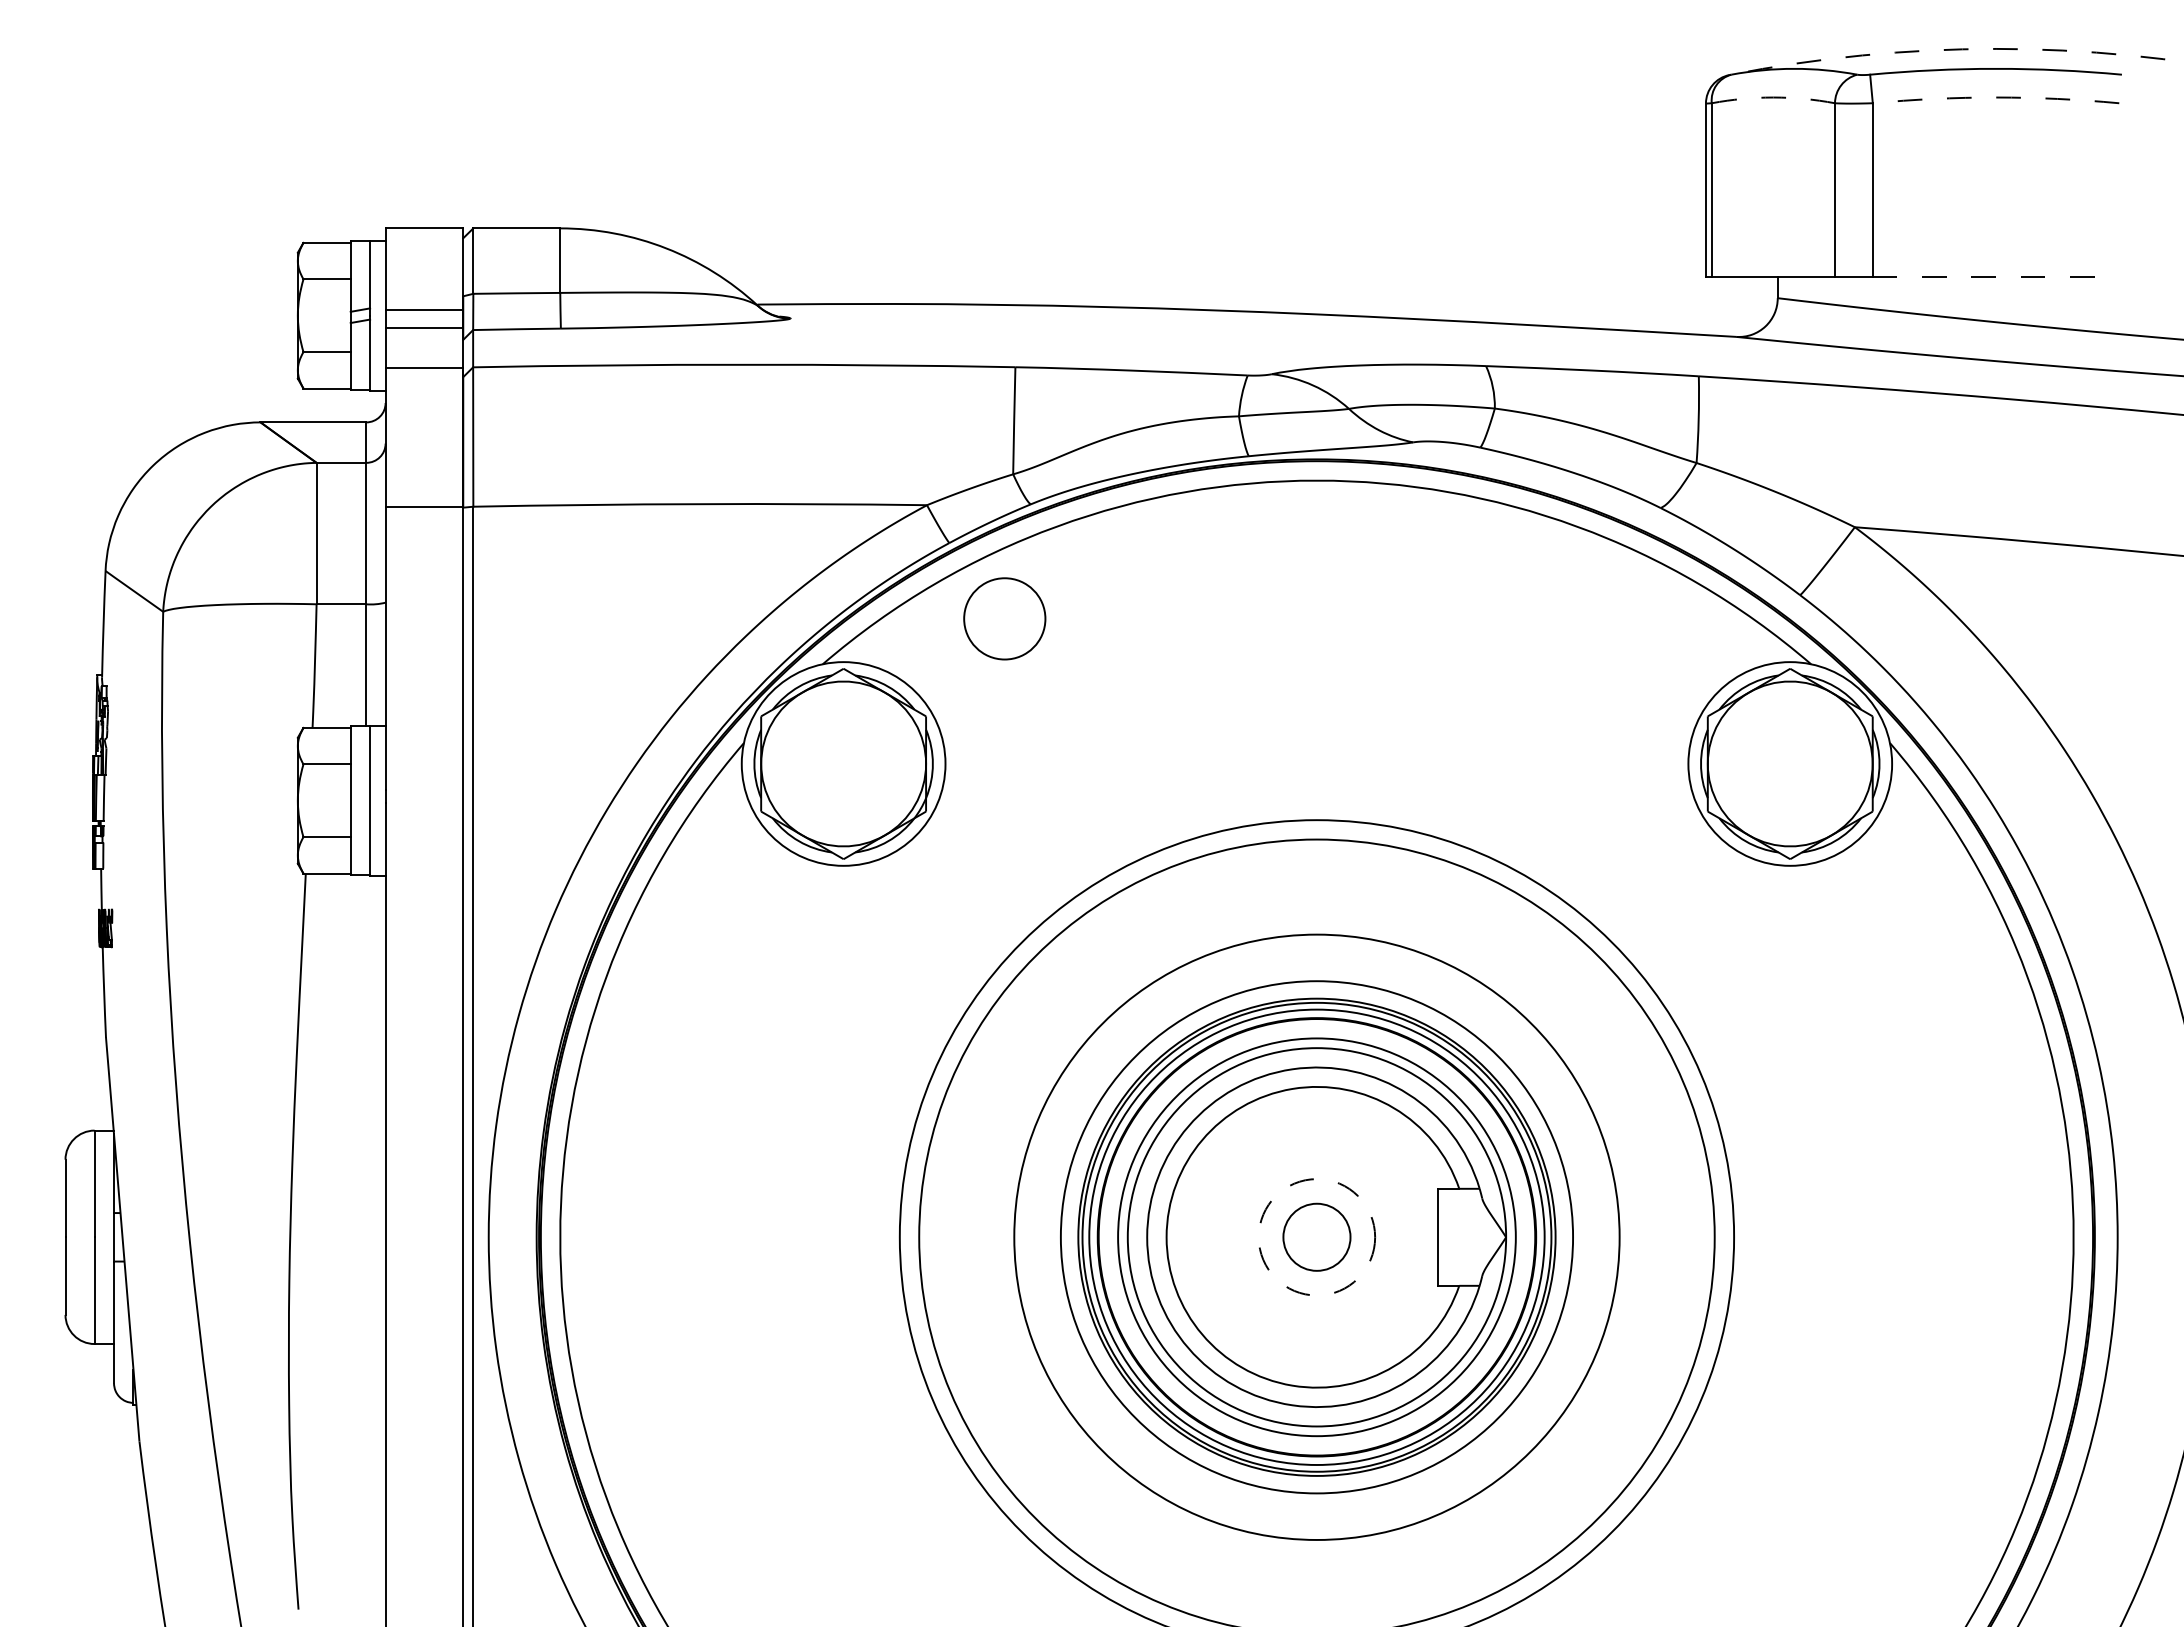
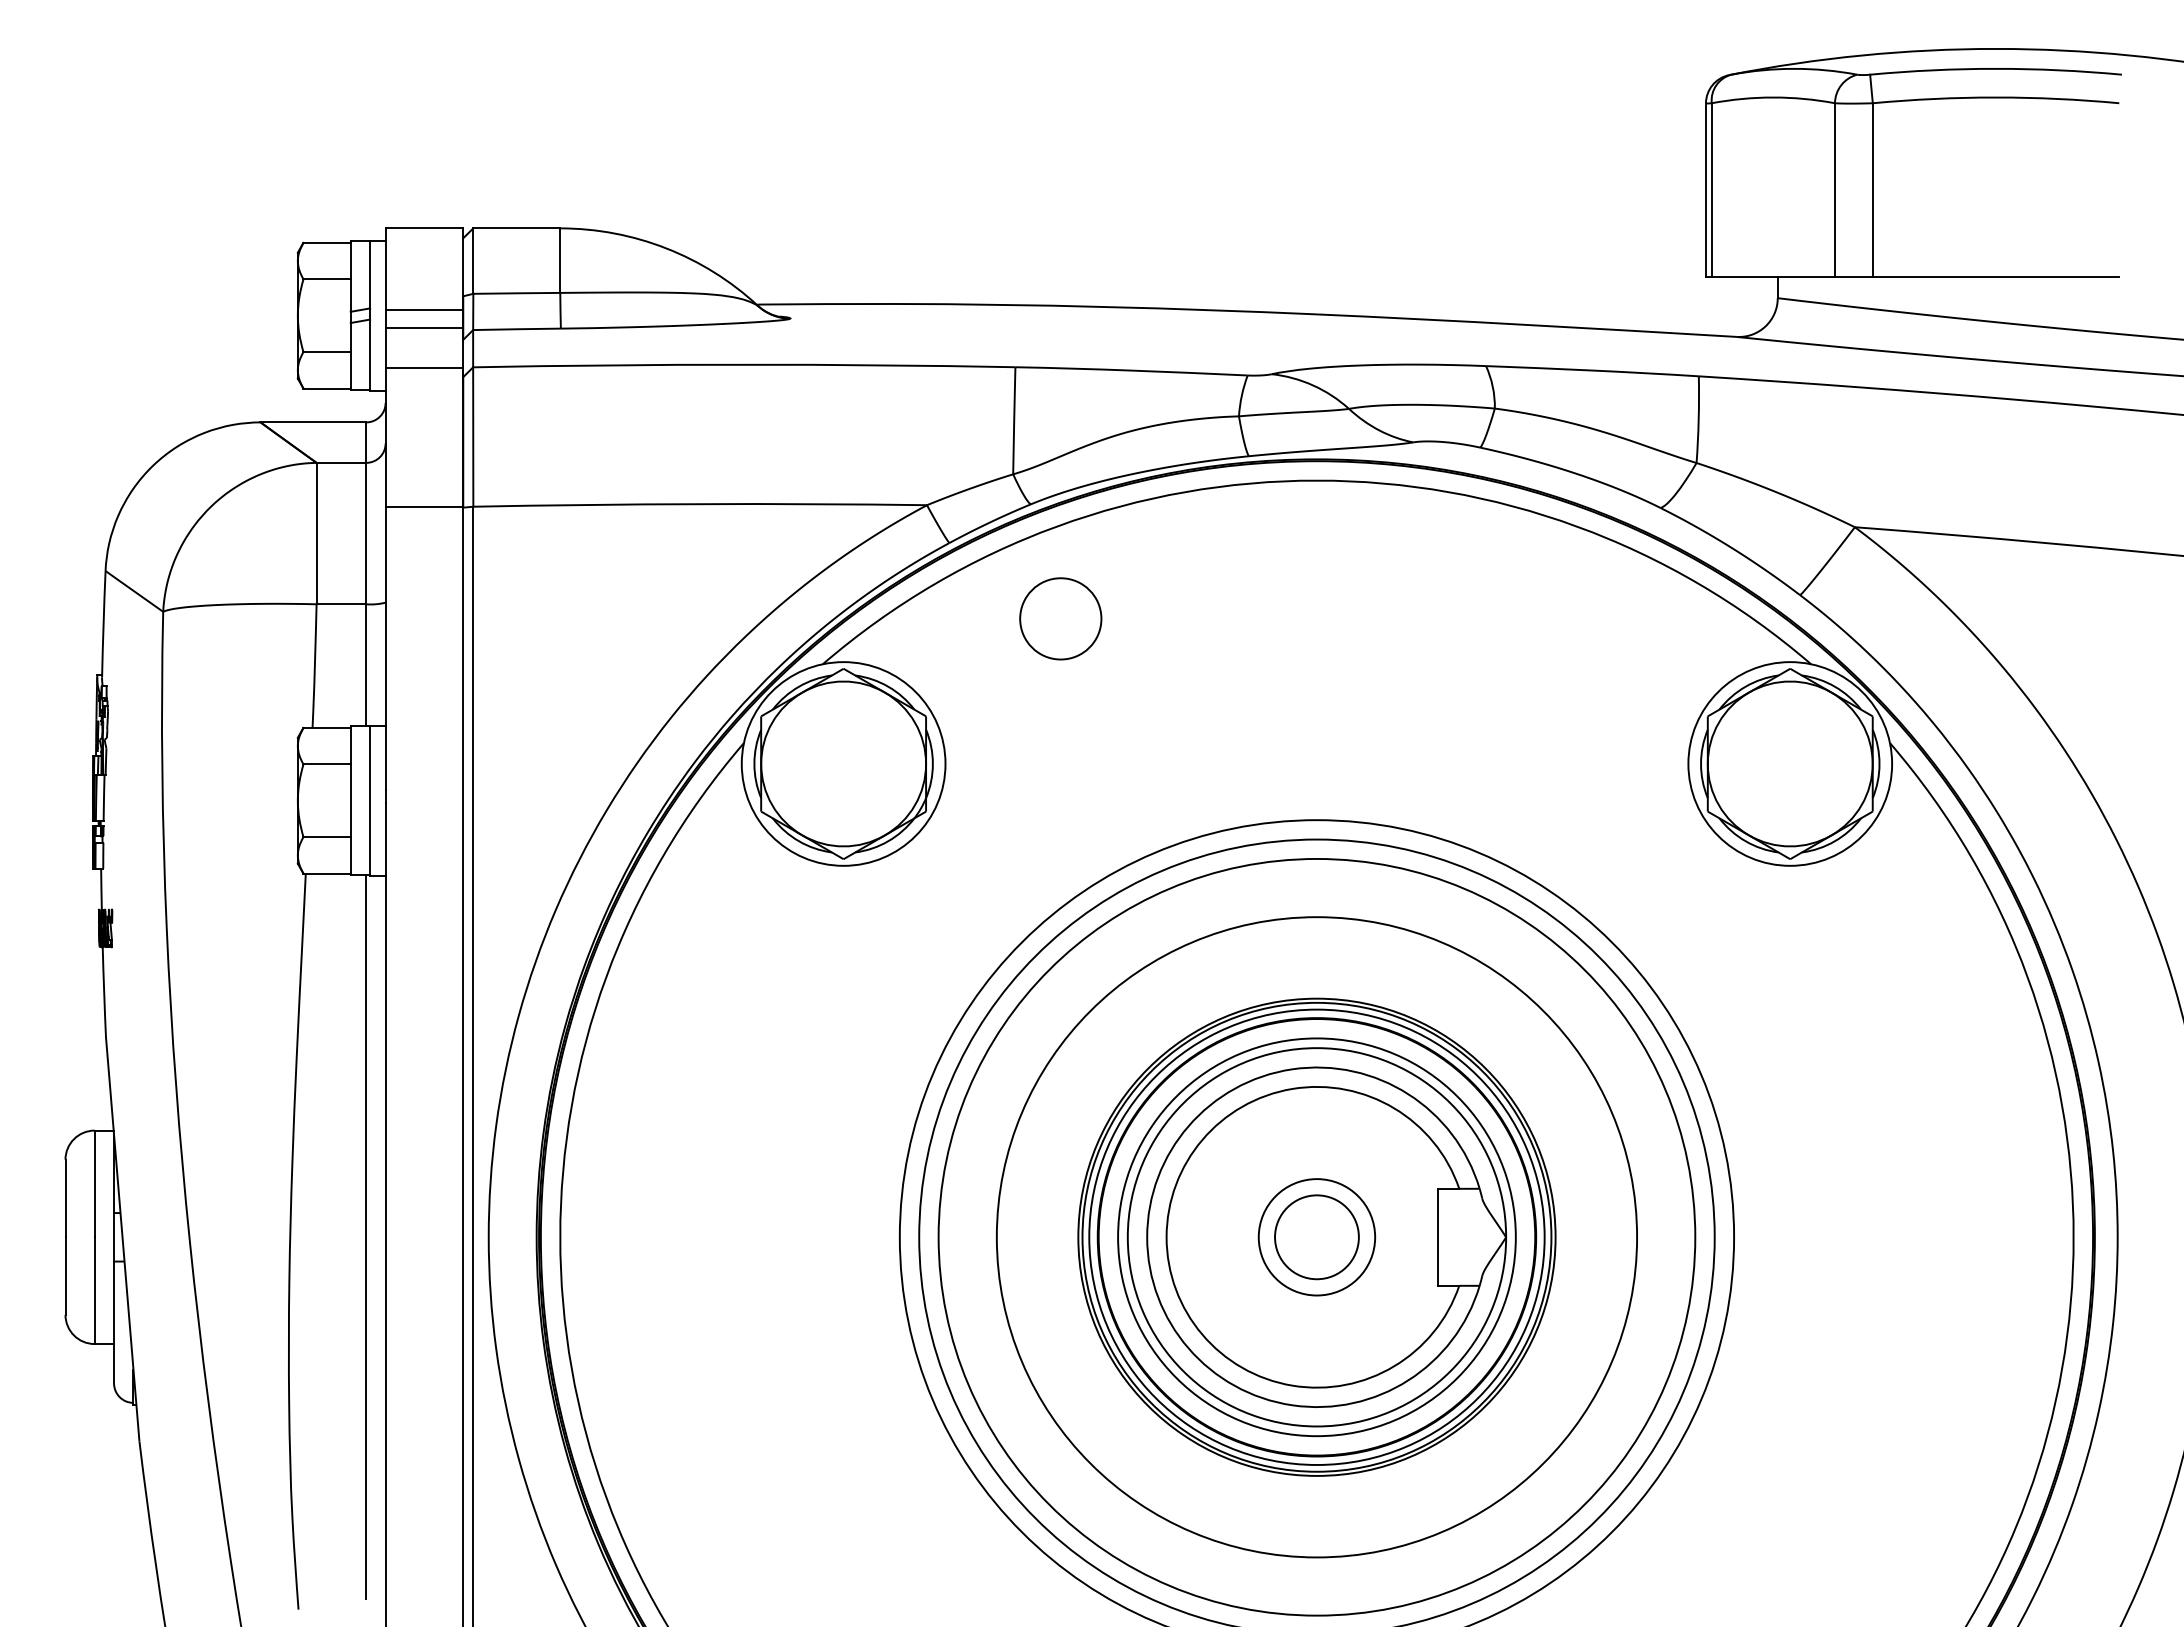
arc: dashed -> solid (1956, 49)
arc: dashed -> solid (1773, 97)
arc: dashed -> solid (1996, 97)
line: dashed -> solid (1996, 276)
circle position: (1004, 618) -> (1060, 618) (1060, 618)
circle diameter: 605 px -> 757 px (1316, 1236)
circle diameter: 67 px -> 84 px (1316, 1237)
line: none -> present (366, 1237)
circle diameter: 512 px -> 640 px (1316, 1237)
circle: dashed -> solid (1316, 1237)
